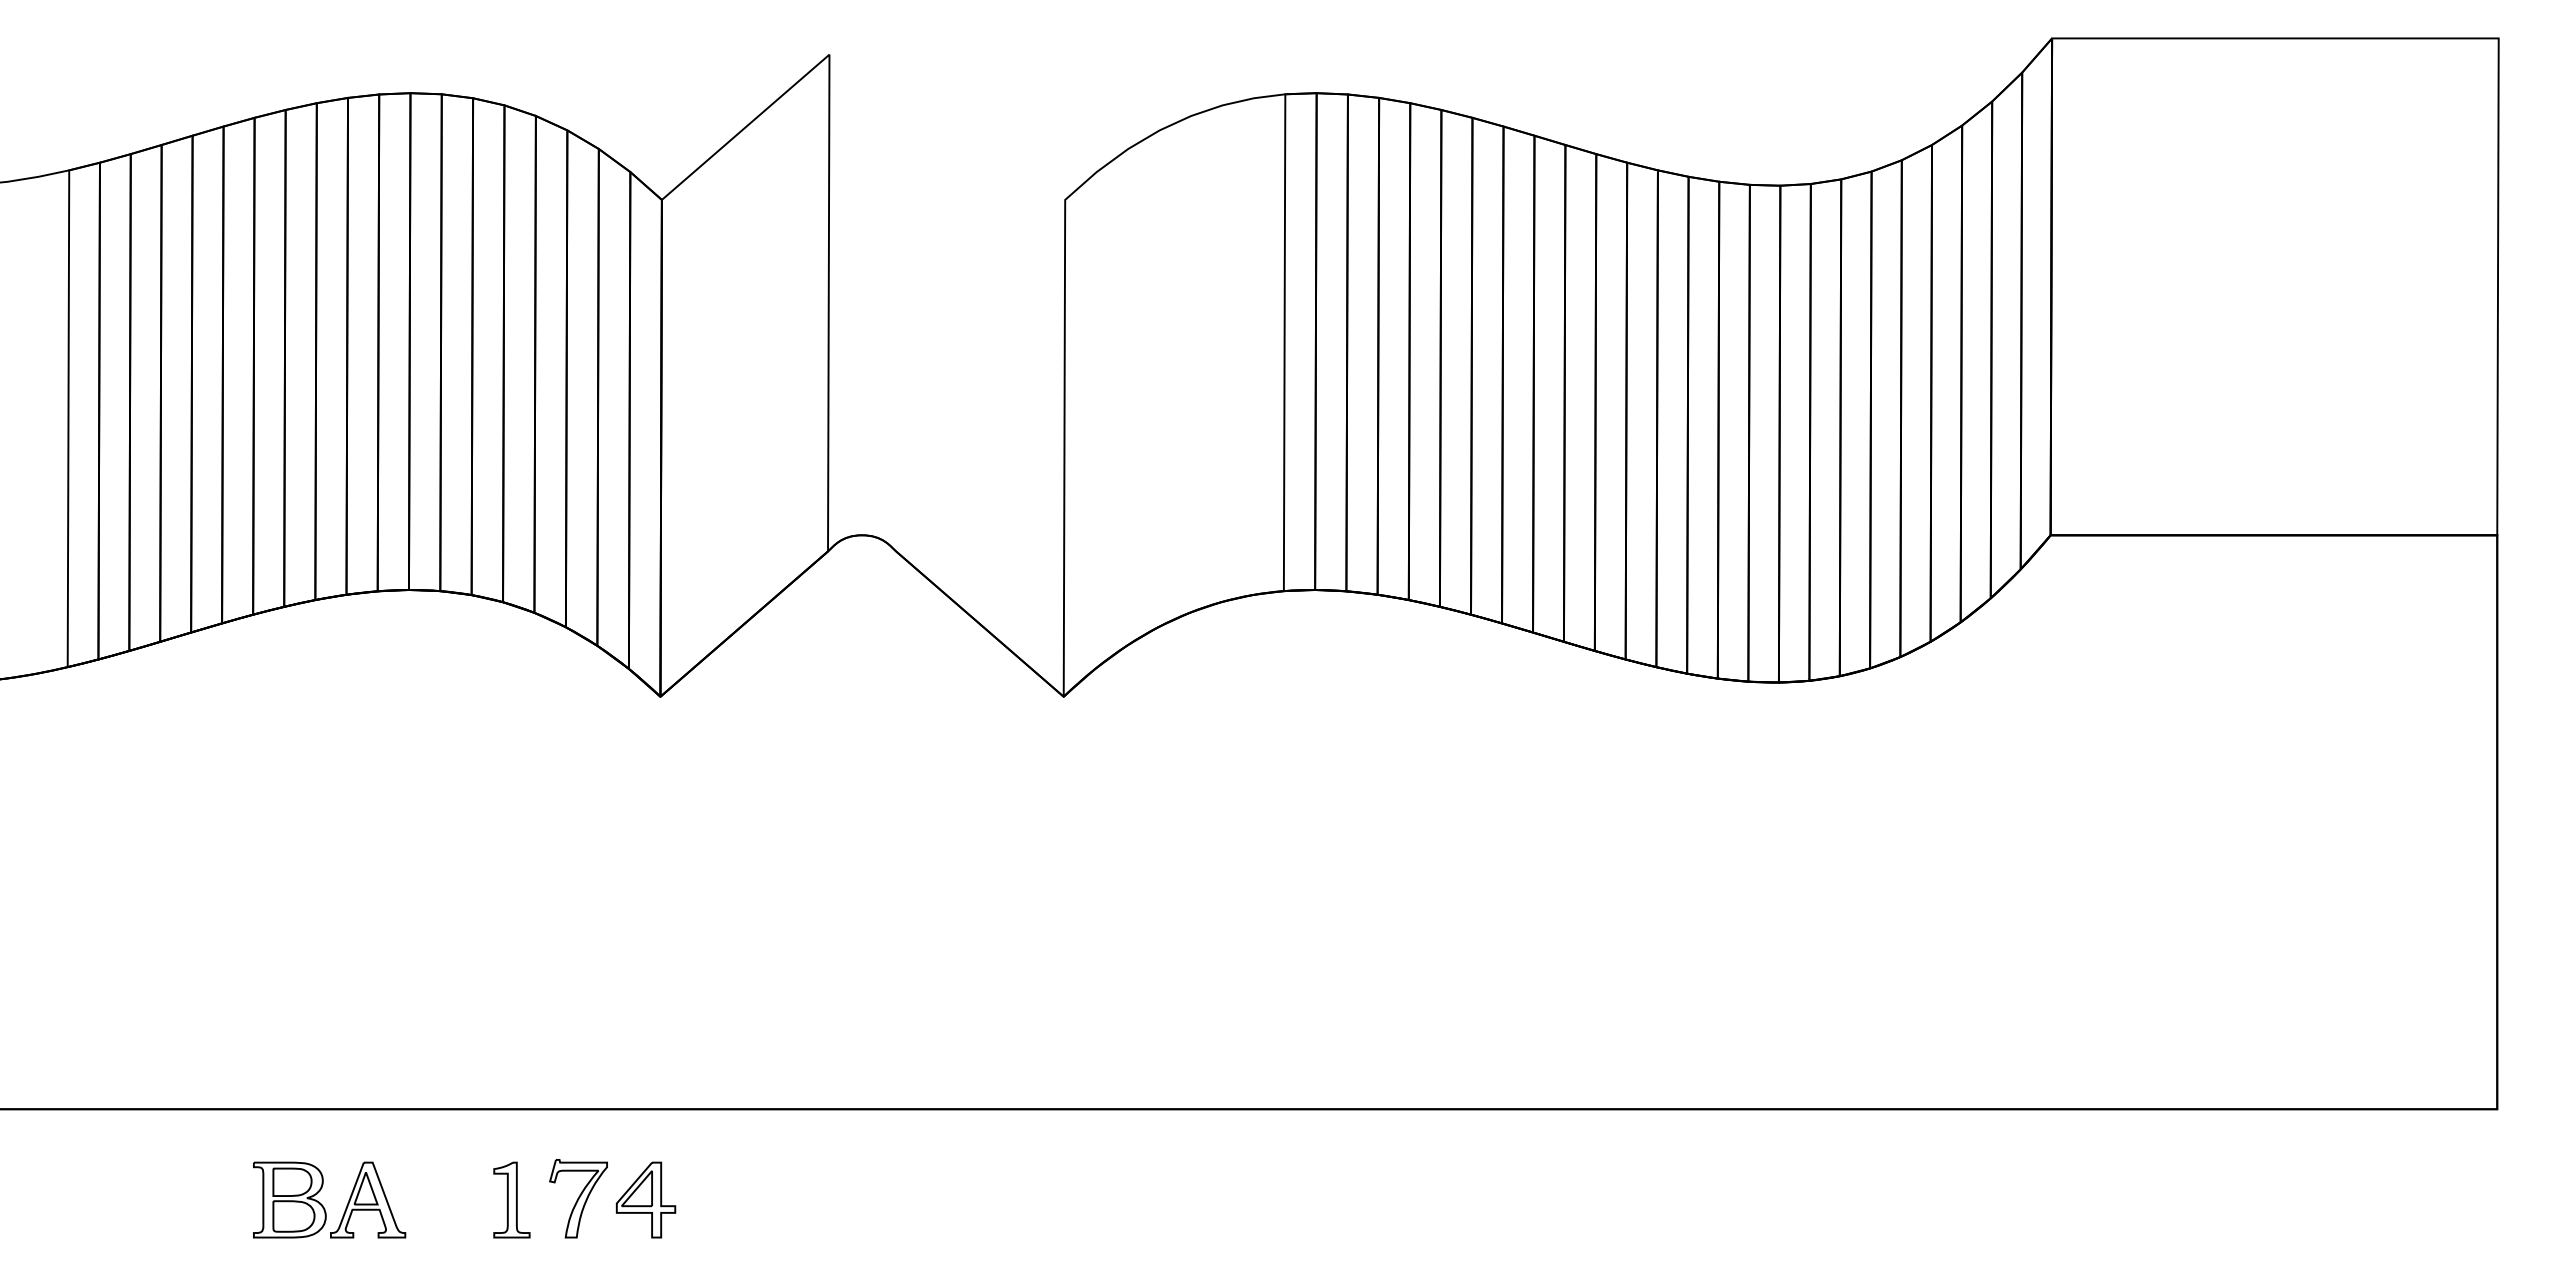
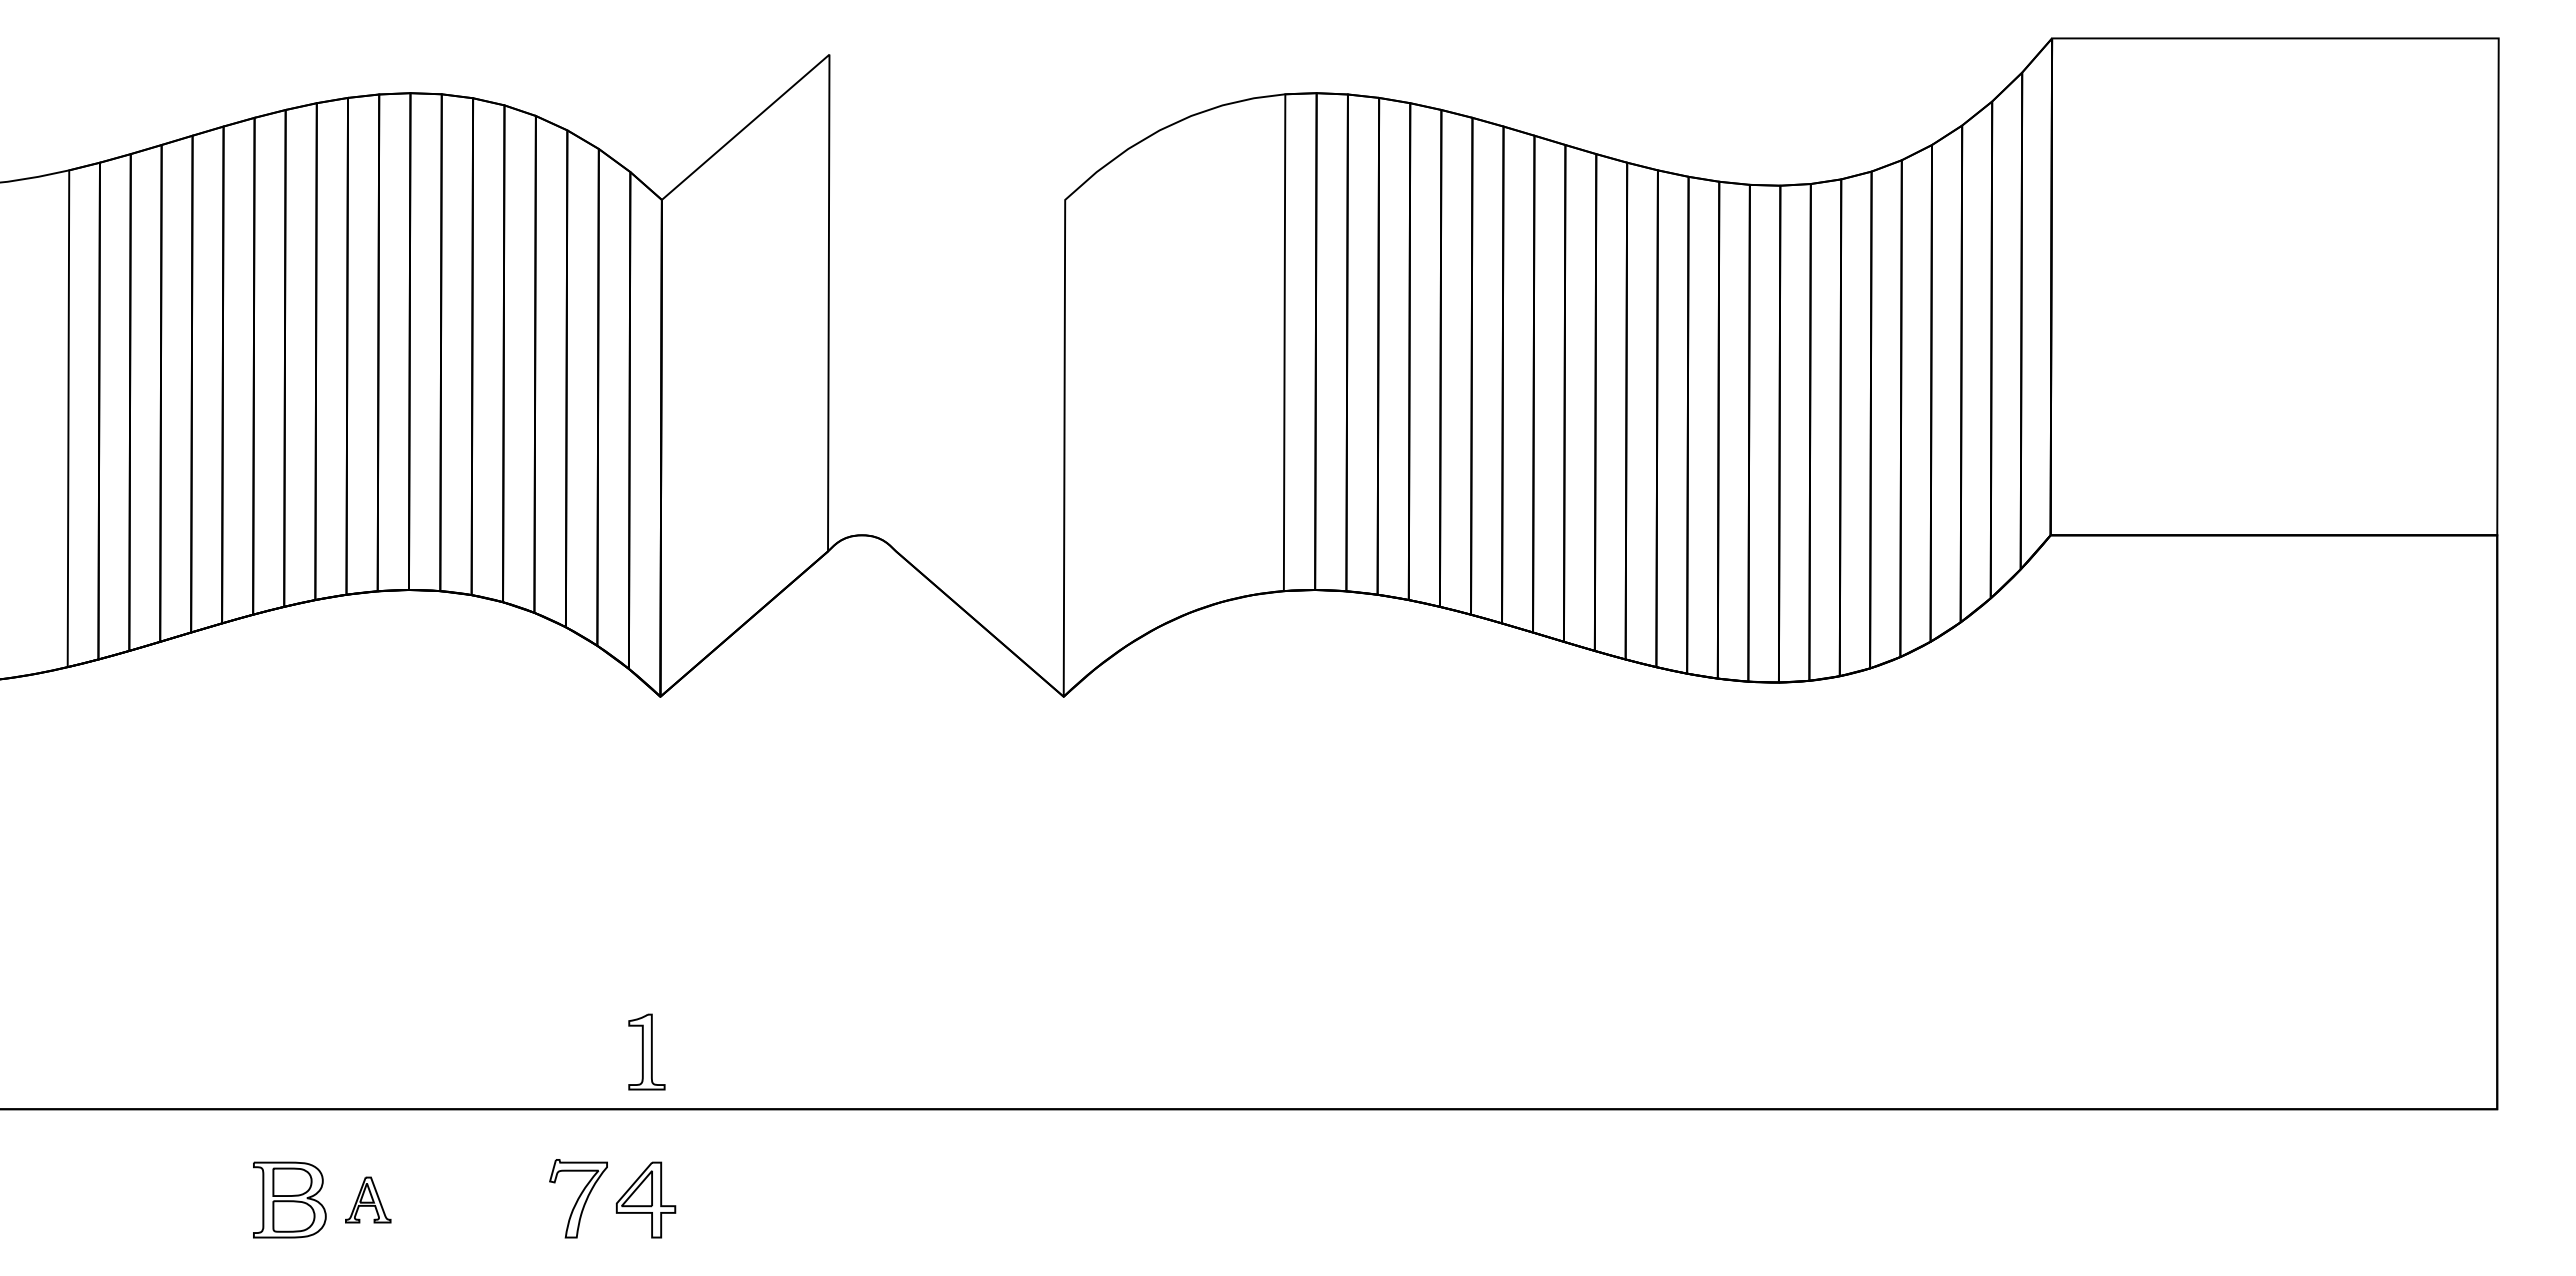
part size: 77x78 px -> 47x48 px (368, 1199)
part position: (511, 1199) -> (646, 1051) (646, 1051)
